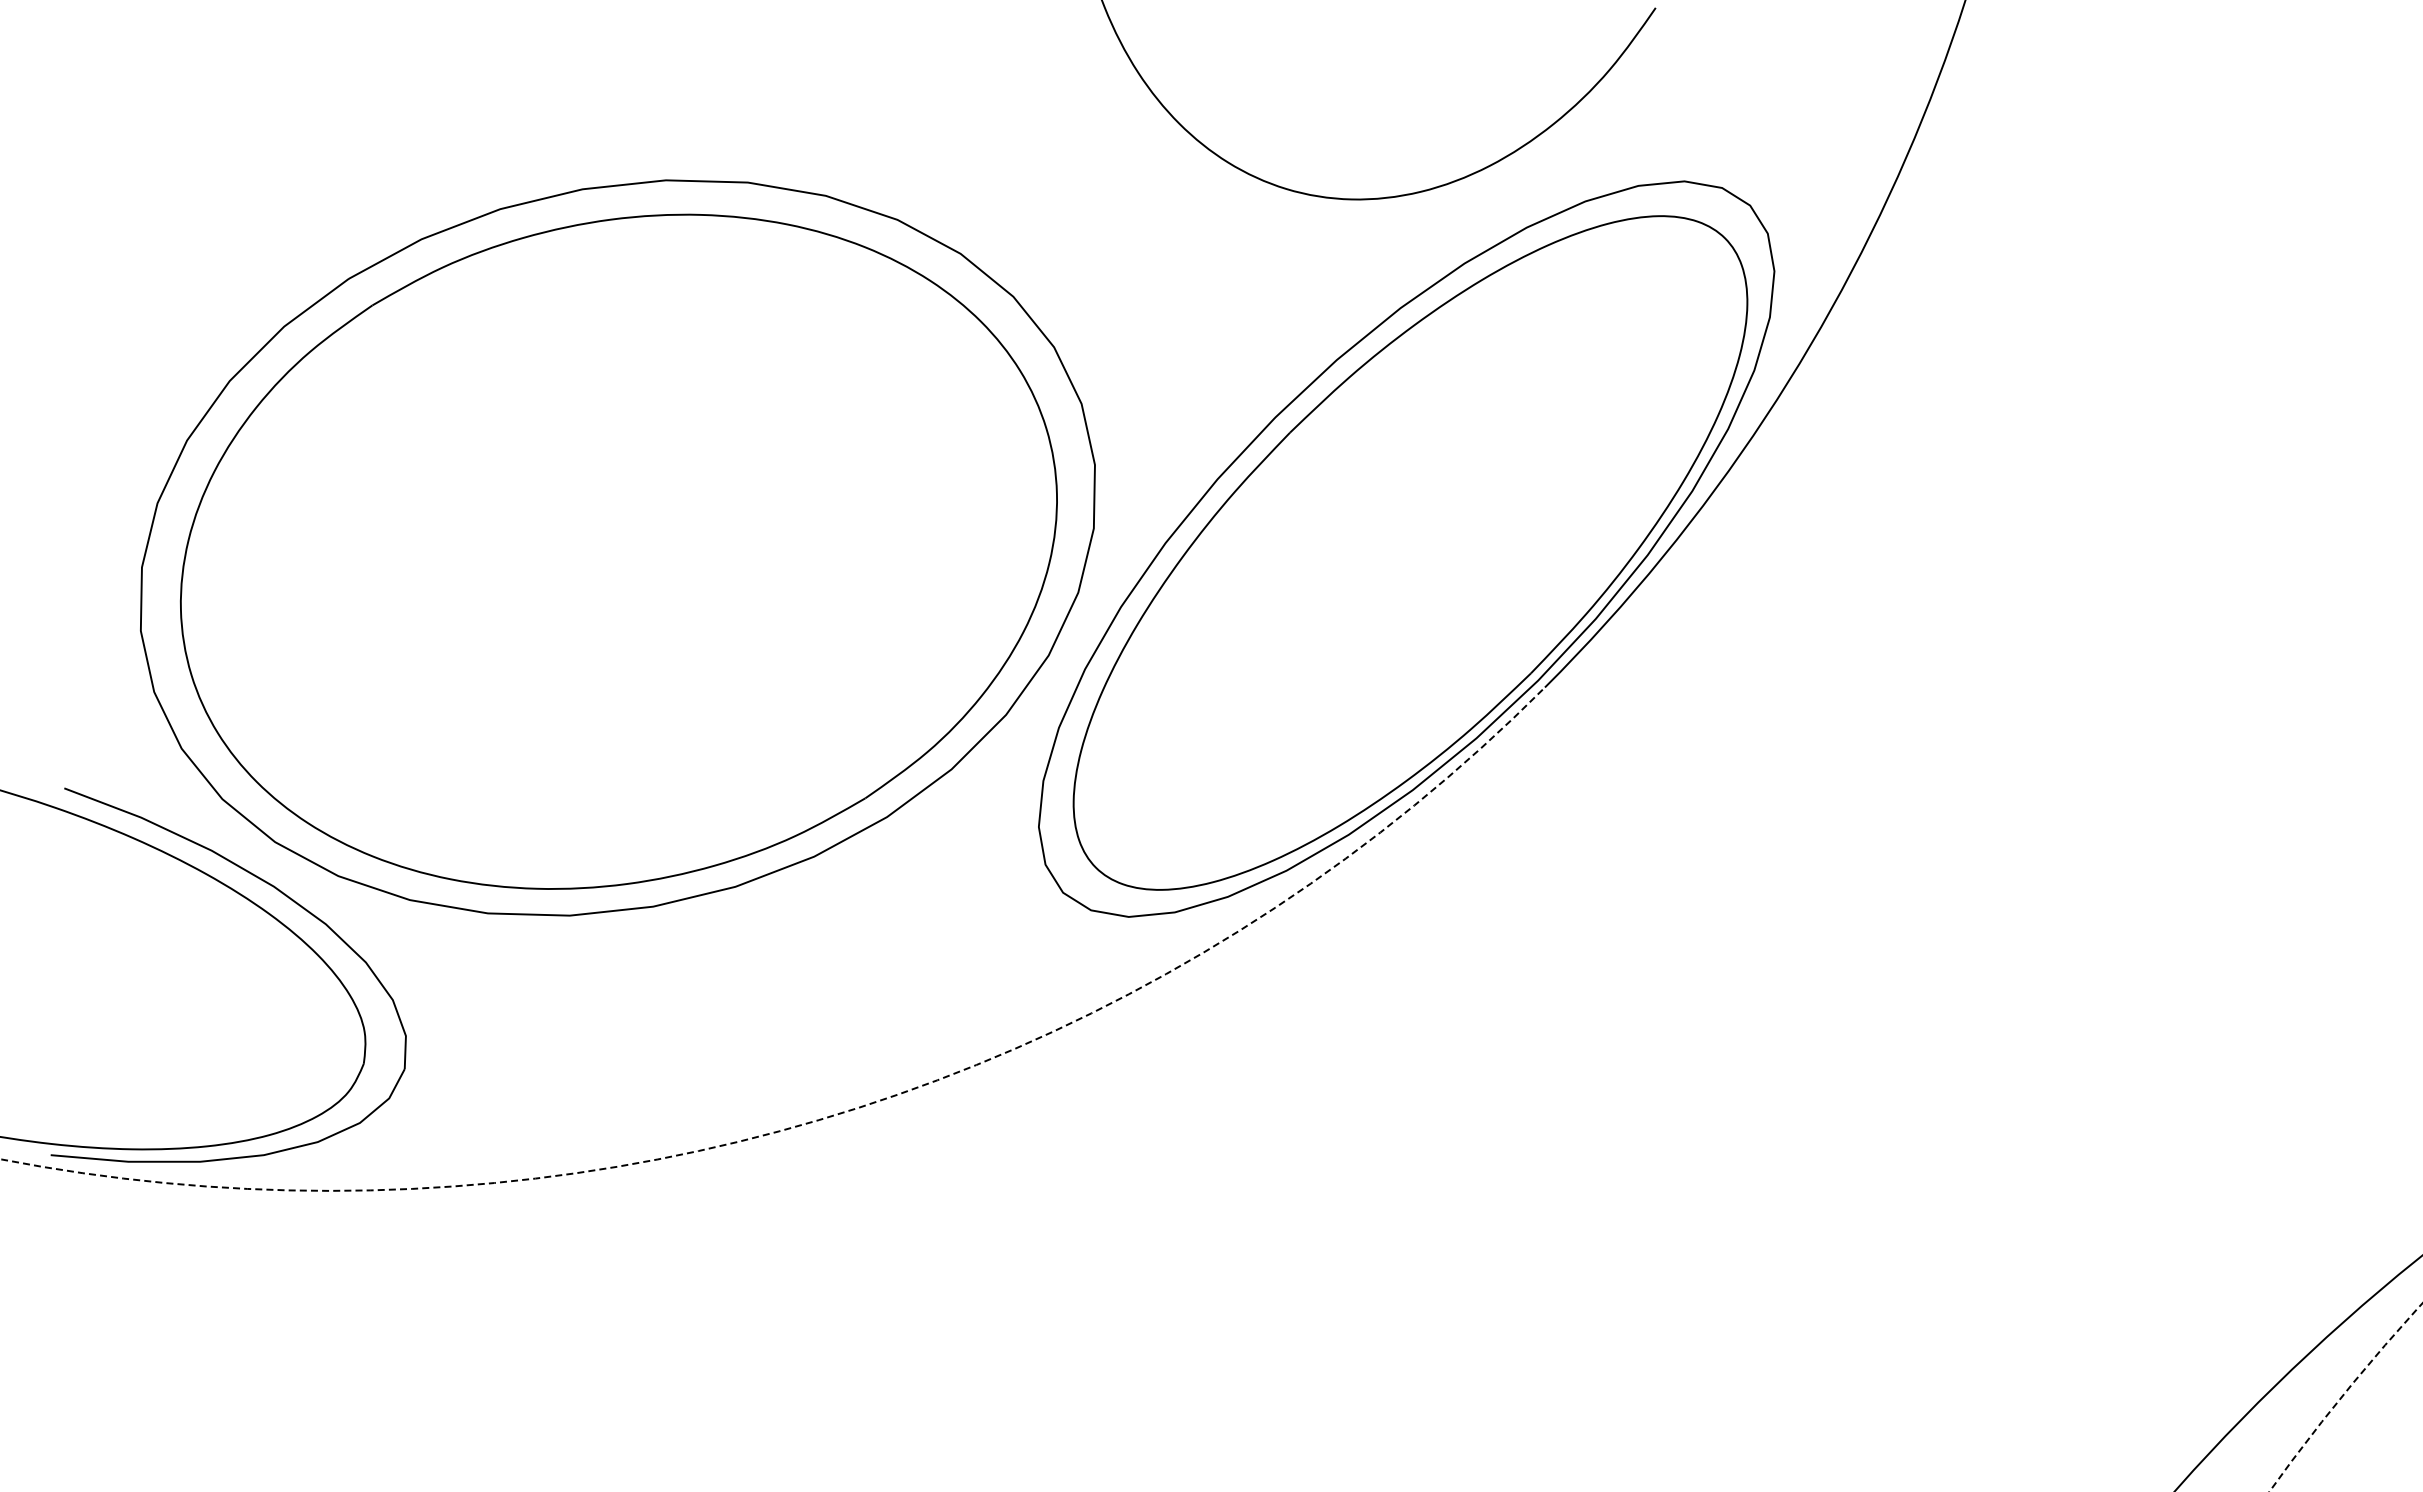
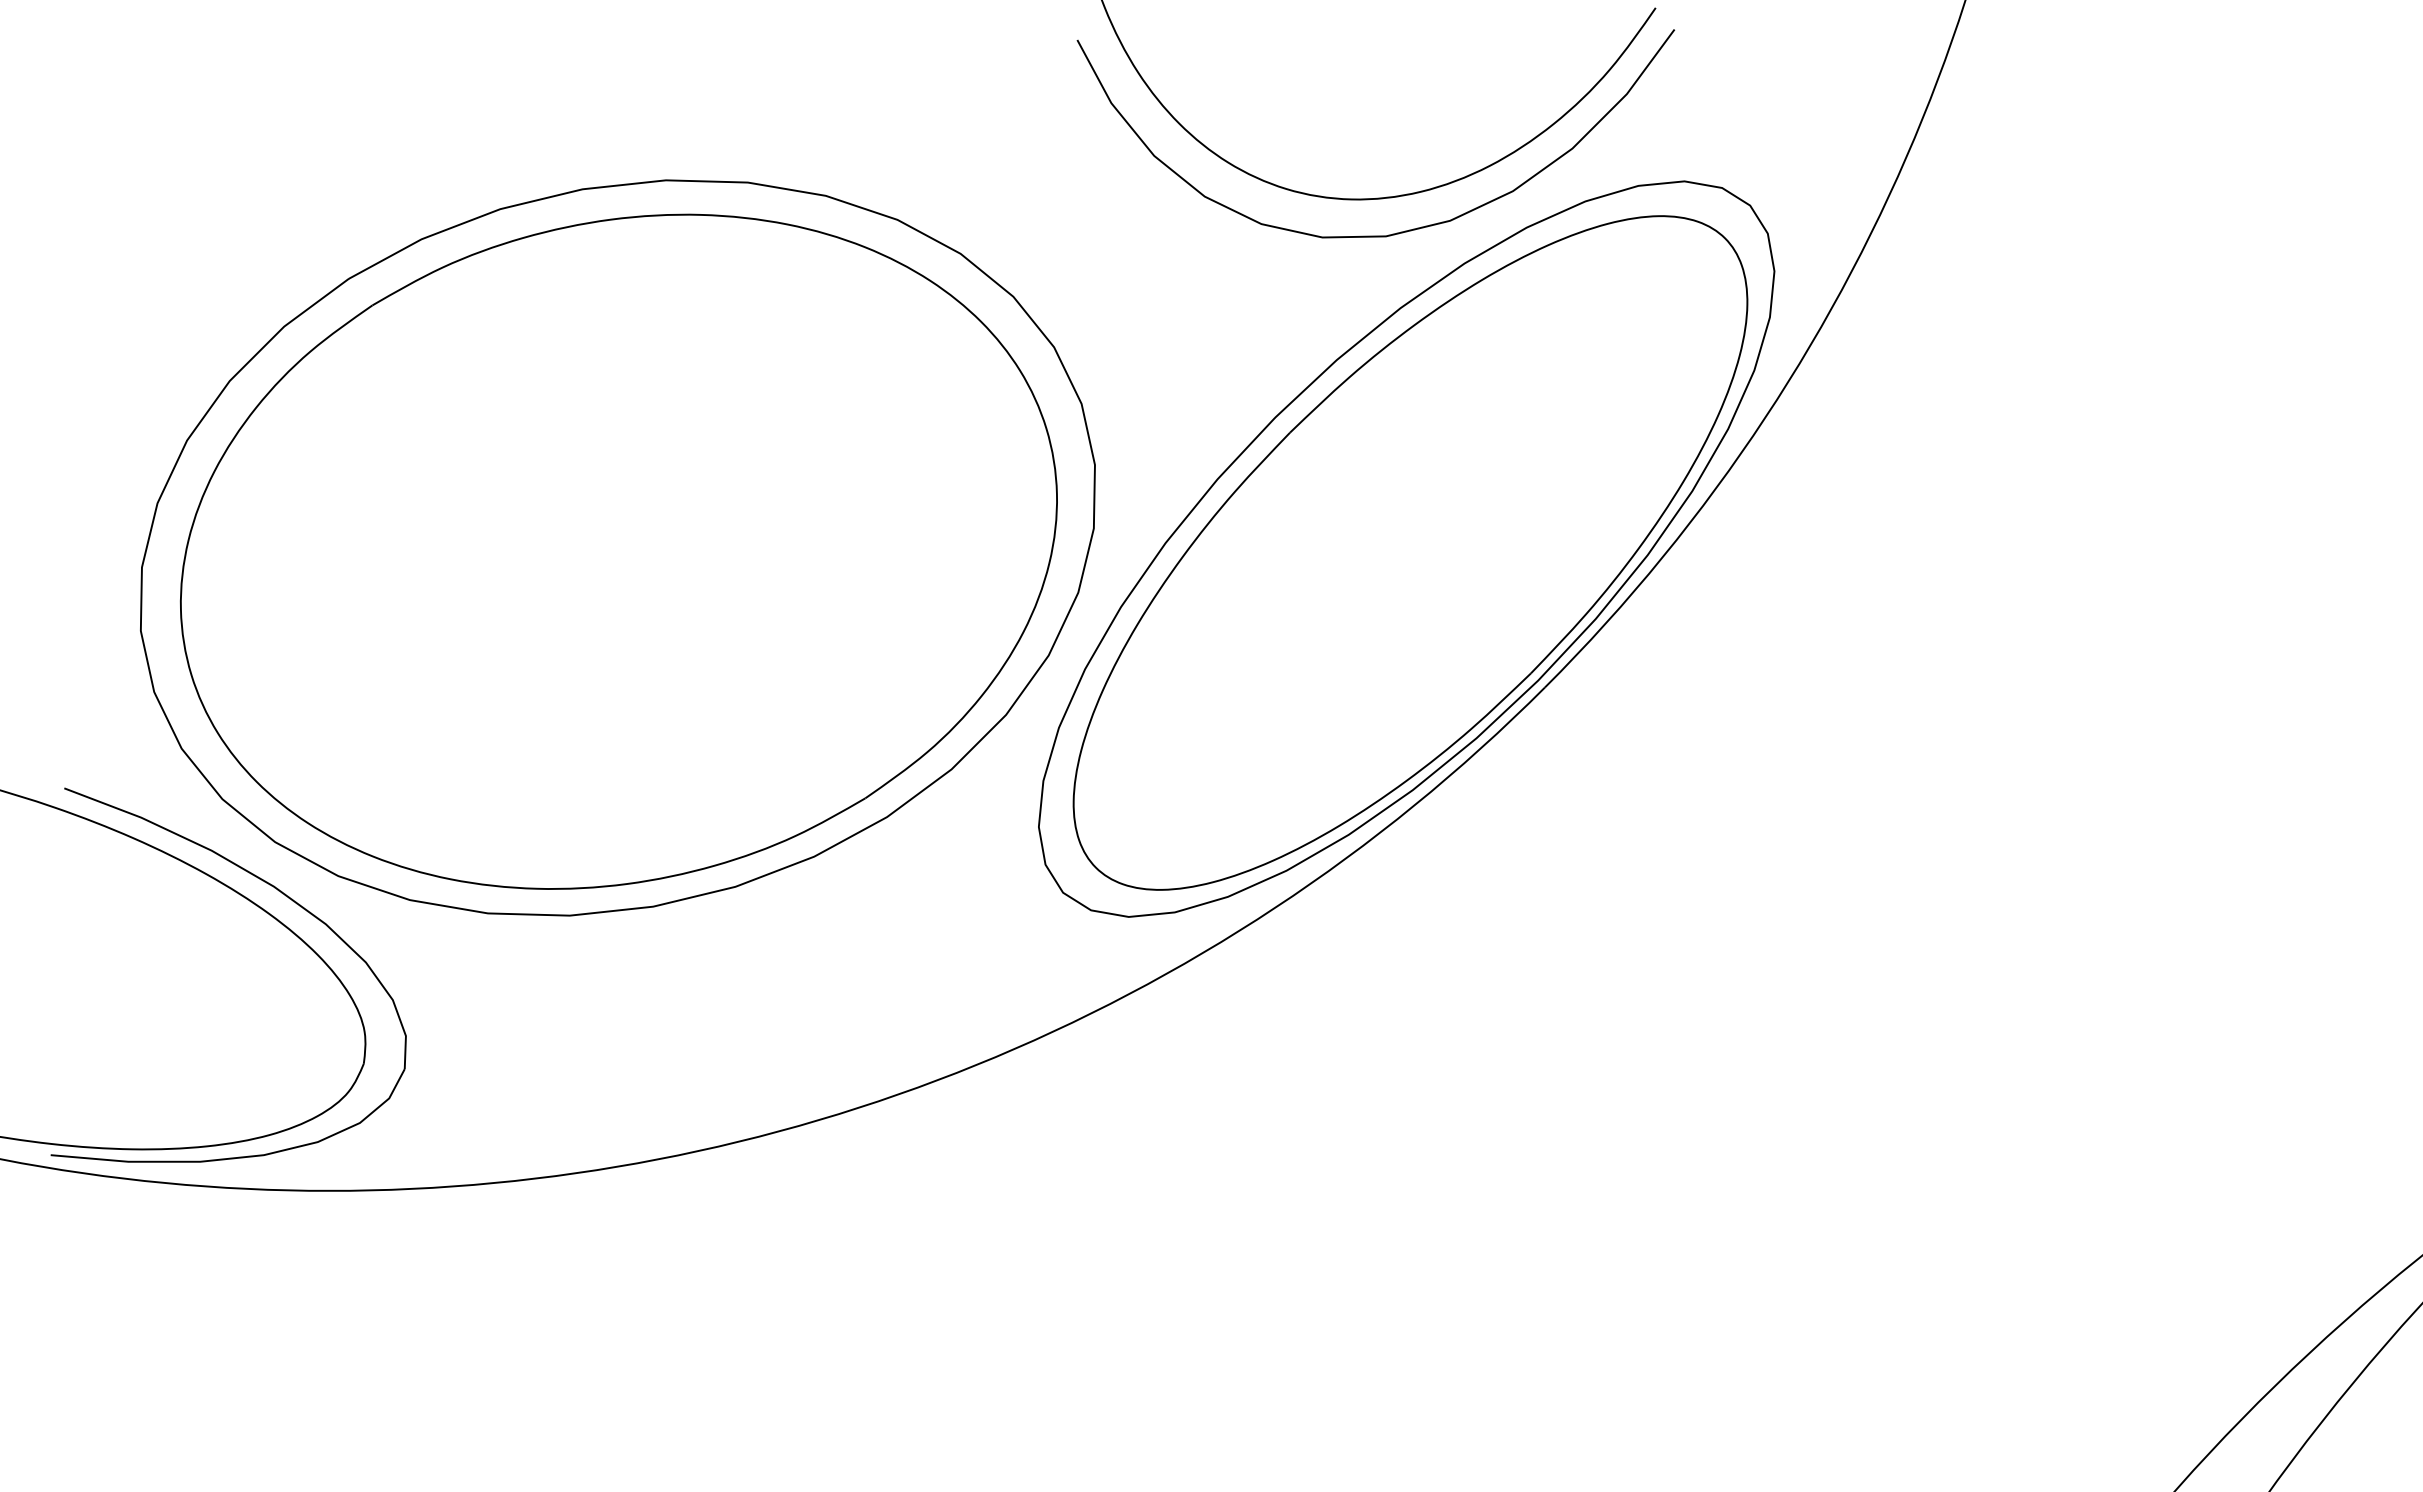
curve: none -> present (1400, 231)
arc: dashed -> solid (828, 1117)
arc: dashed -> solid (2343, 1394)
